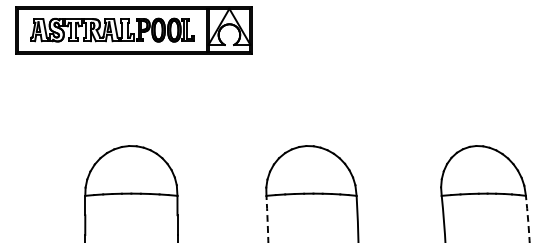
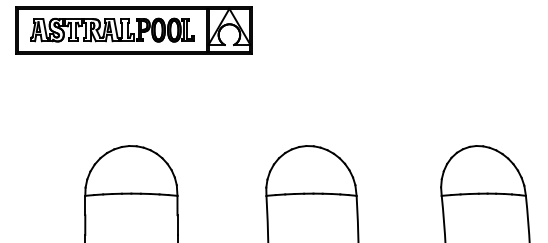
arc: dashed -> solid (267, 219)
arc: dashed -> solid (528, 219)
